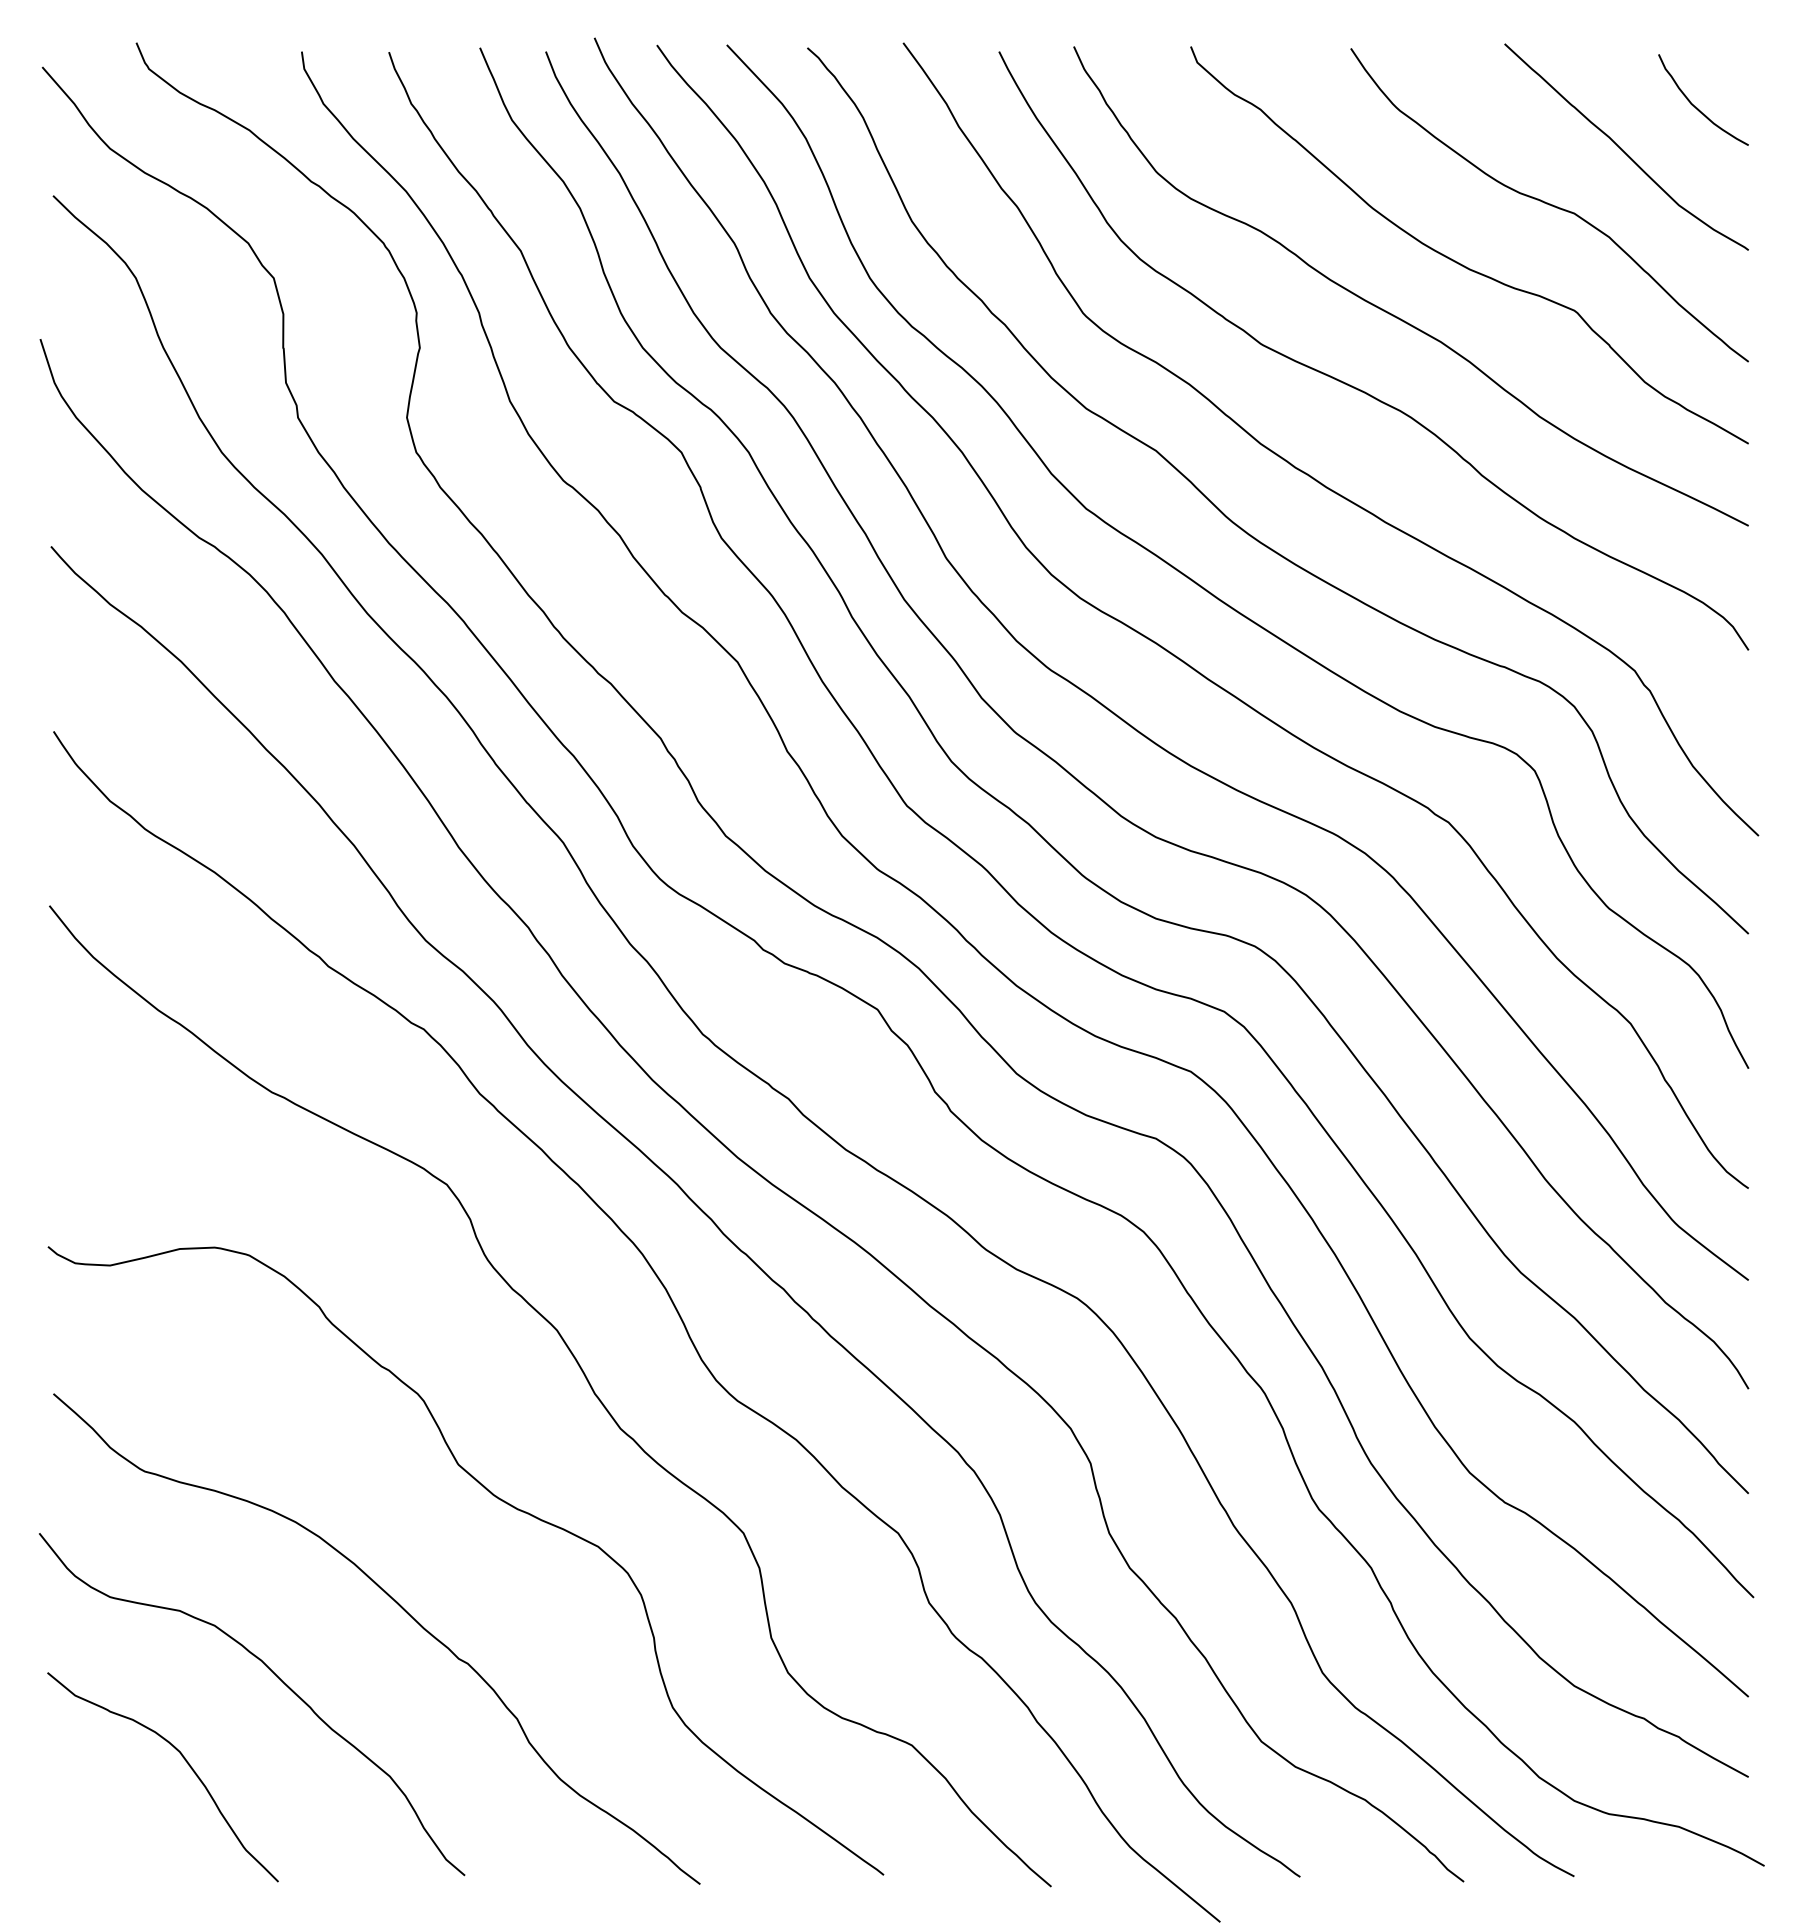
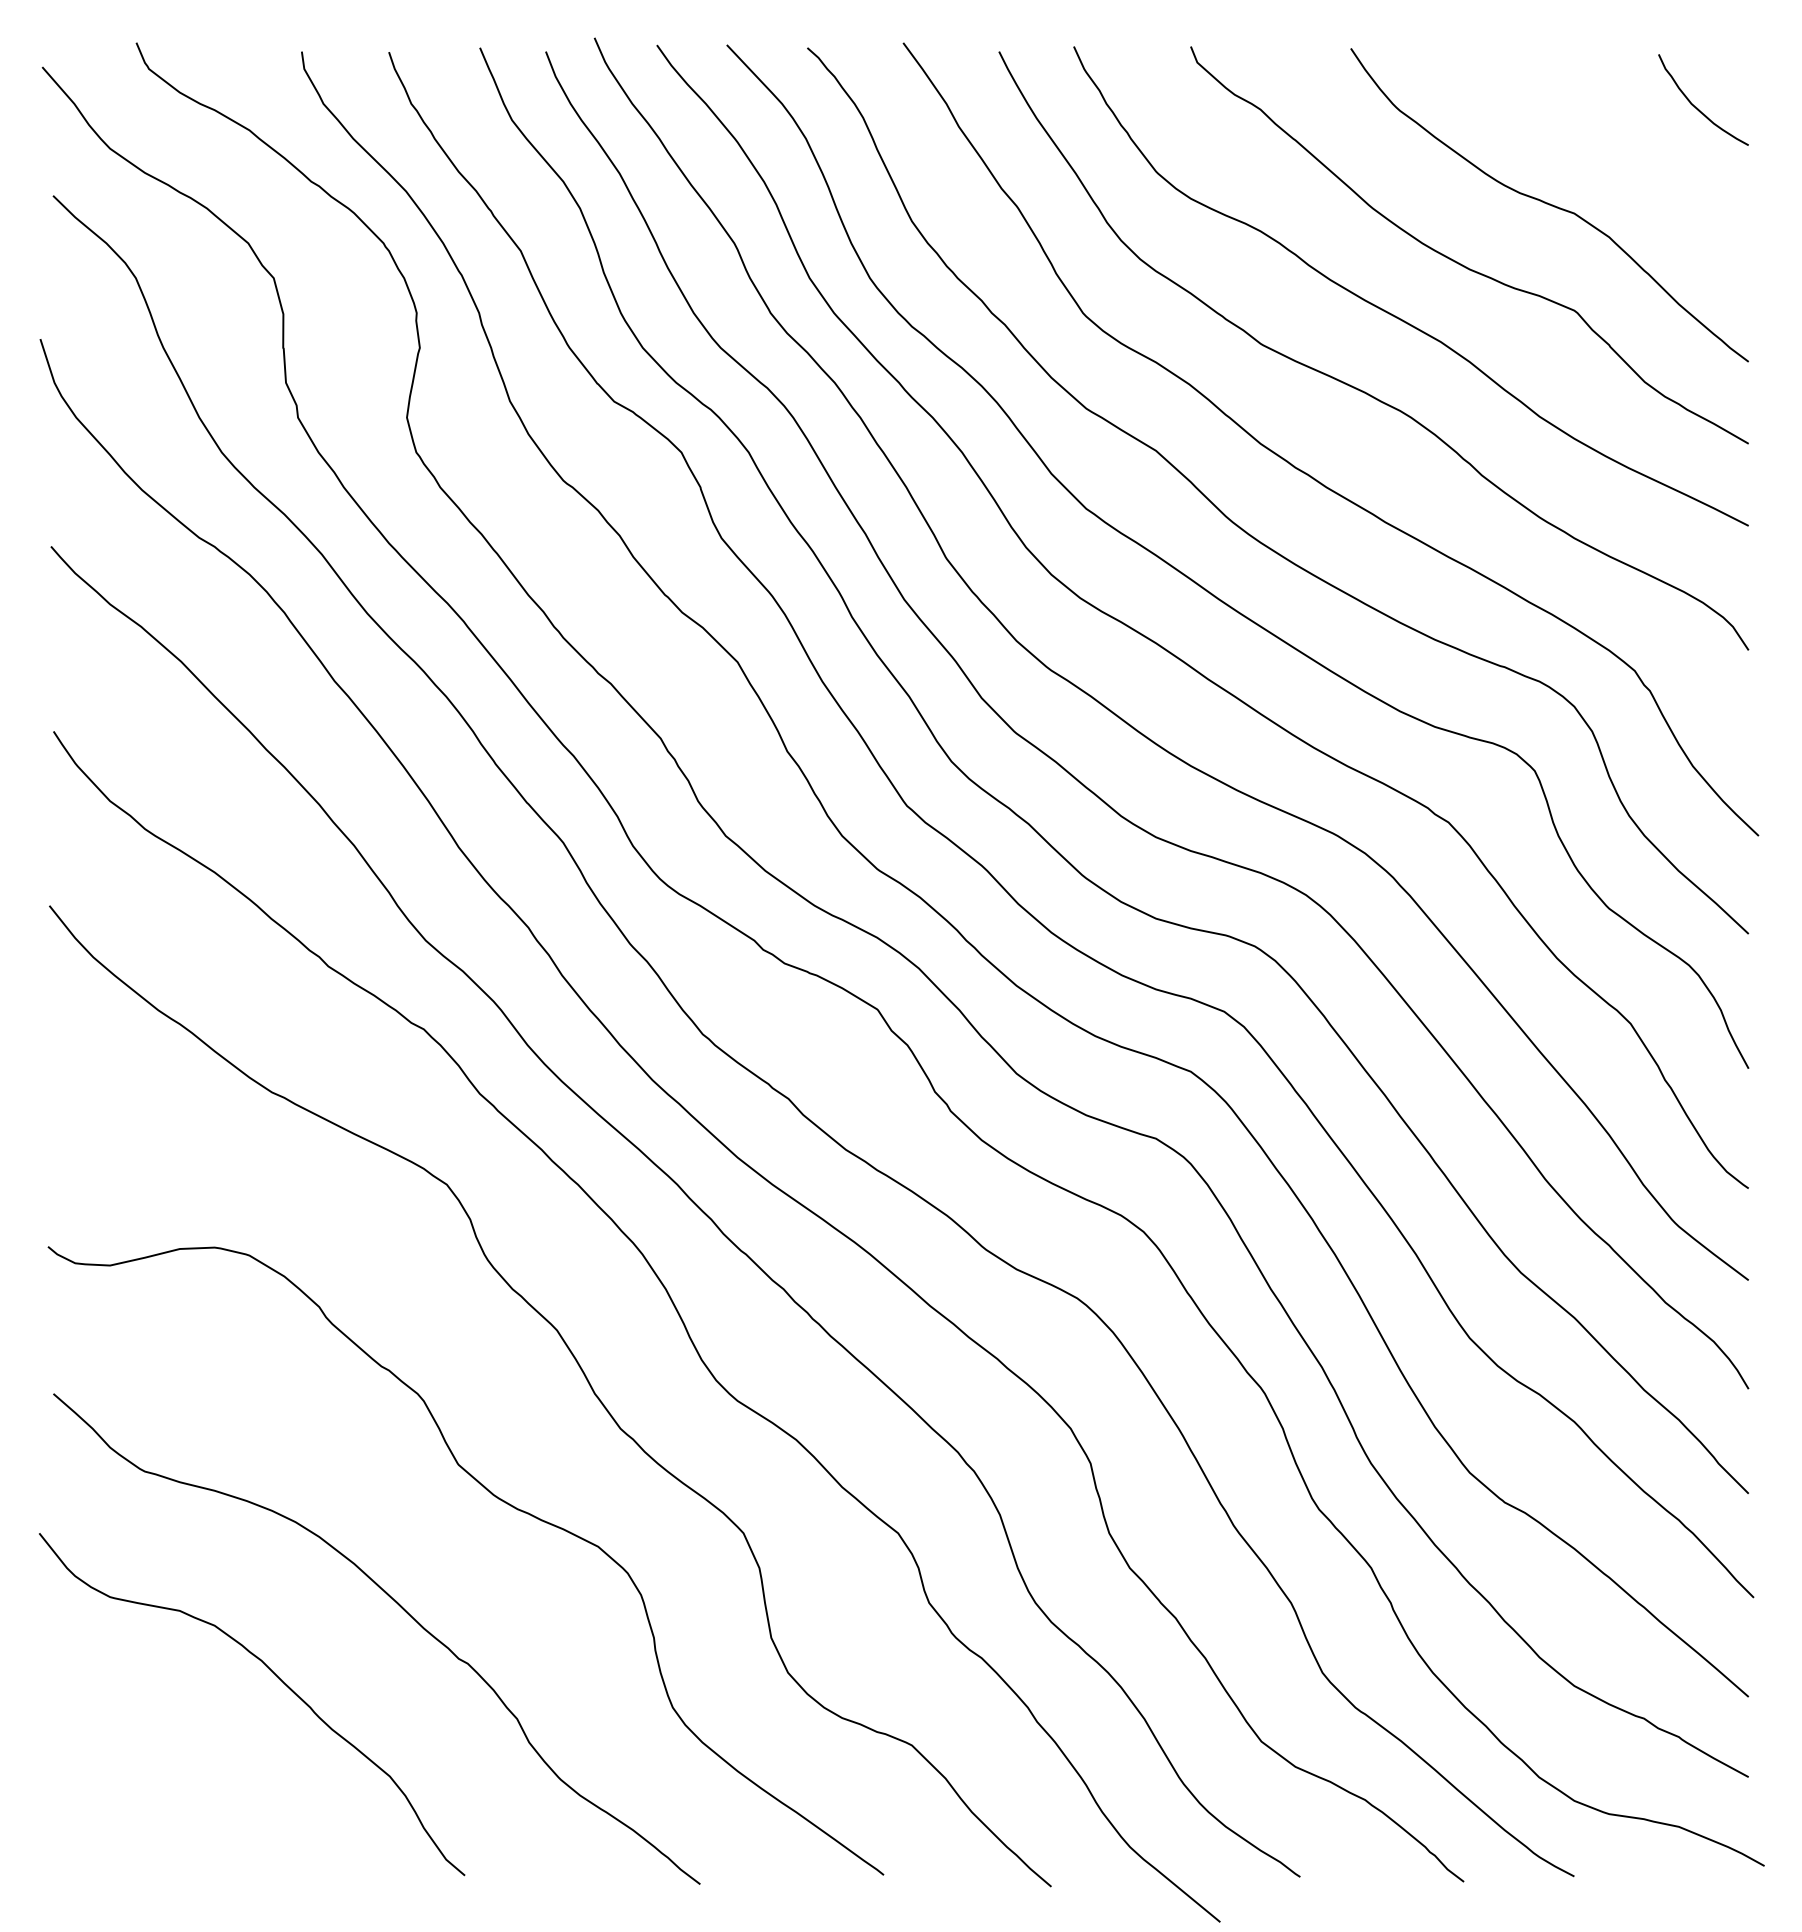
curve: present -> none (1622, 149)
curve: present -> none (184, 1760)
